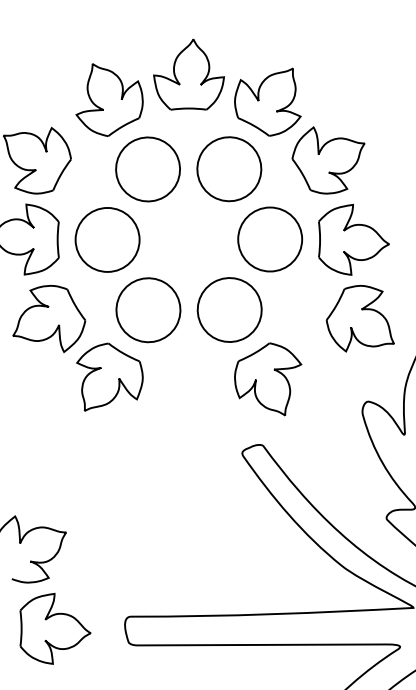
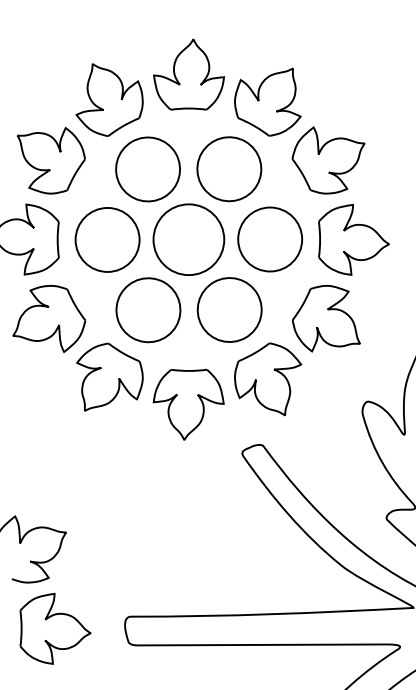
part position: (37, 160) -> (51, 160) (51, 160)
part: none -> present (188, 239)
part position: (359, 318) -> (325, 318) (325, 318)
part: none -> present (188, 404)
